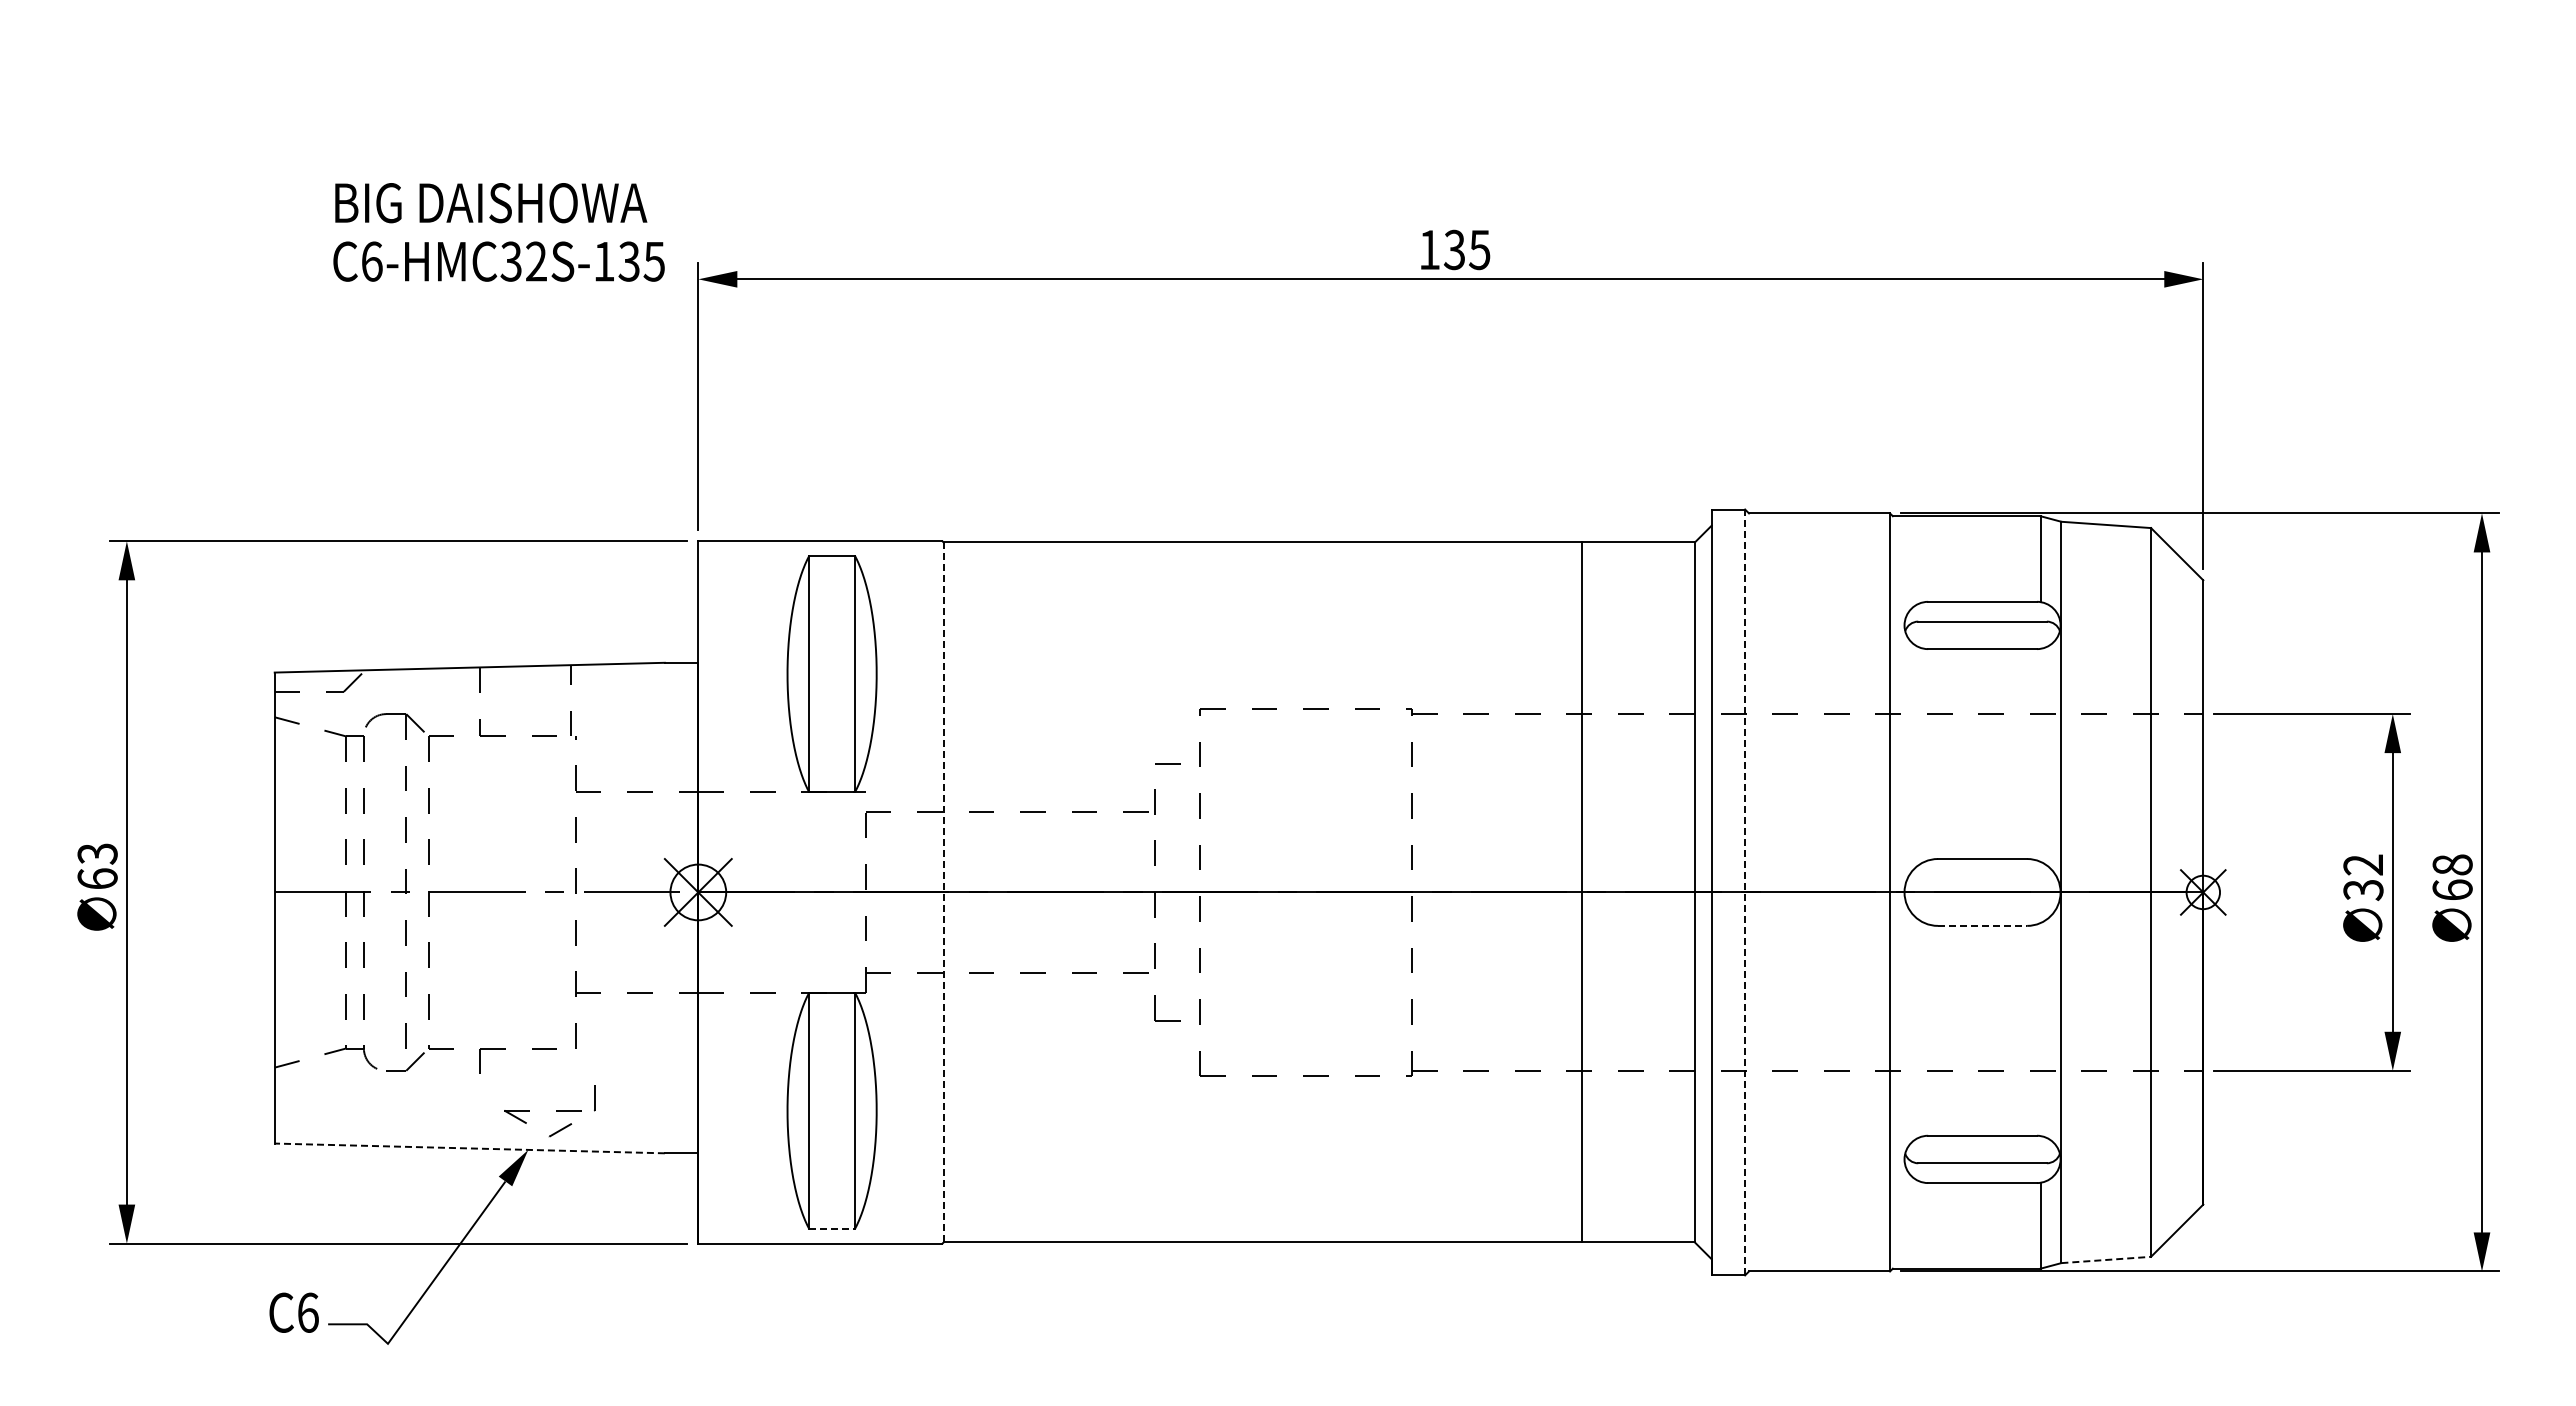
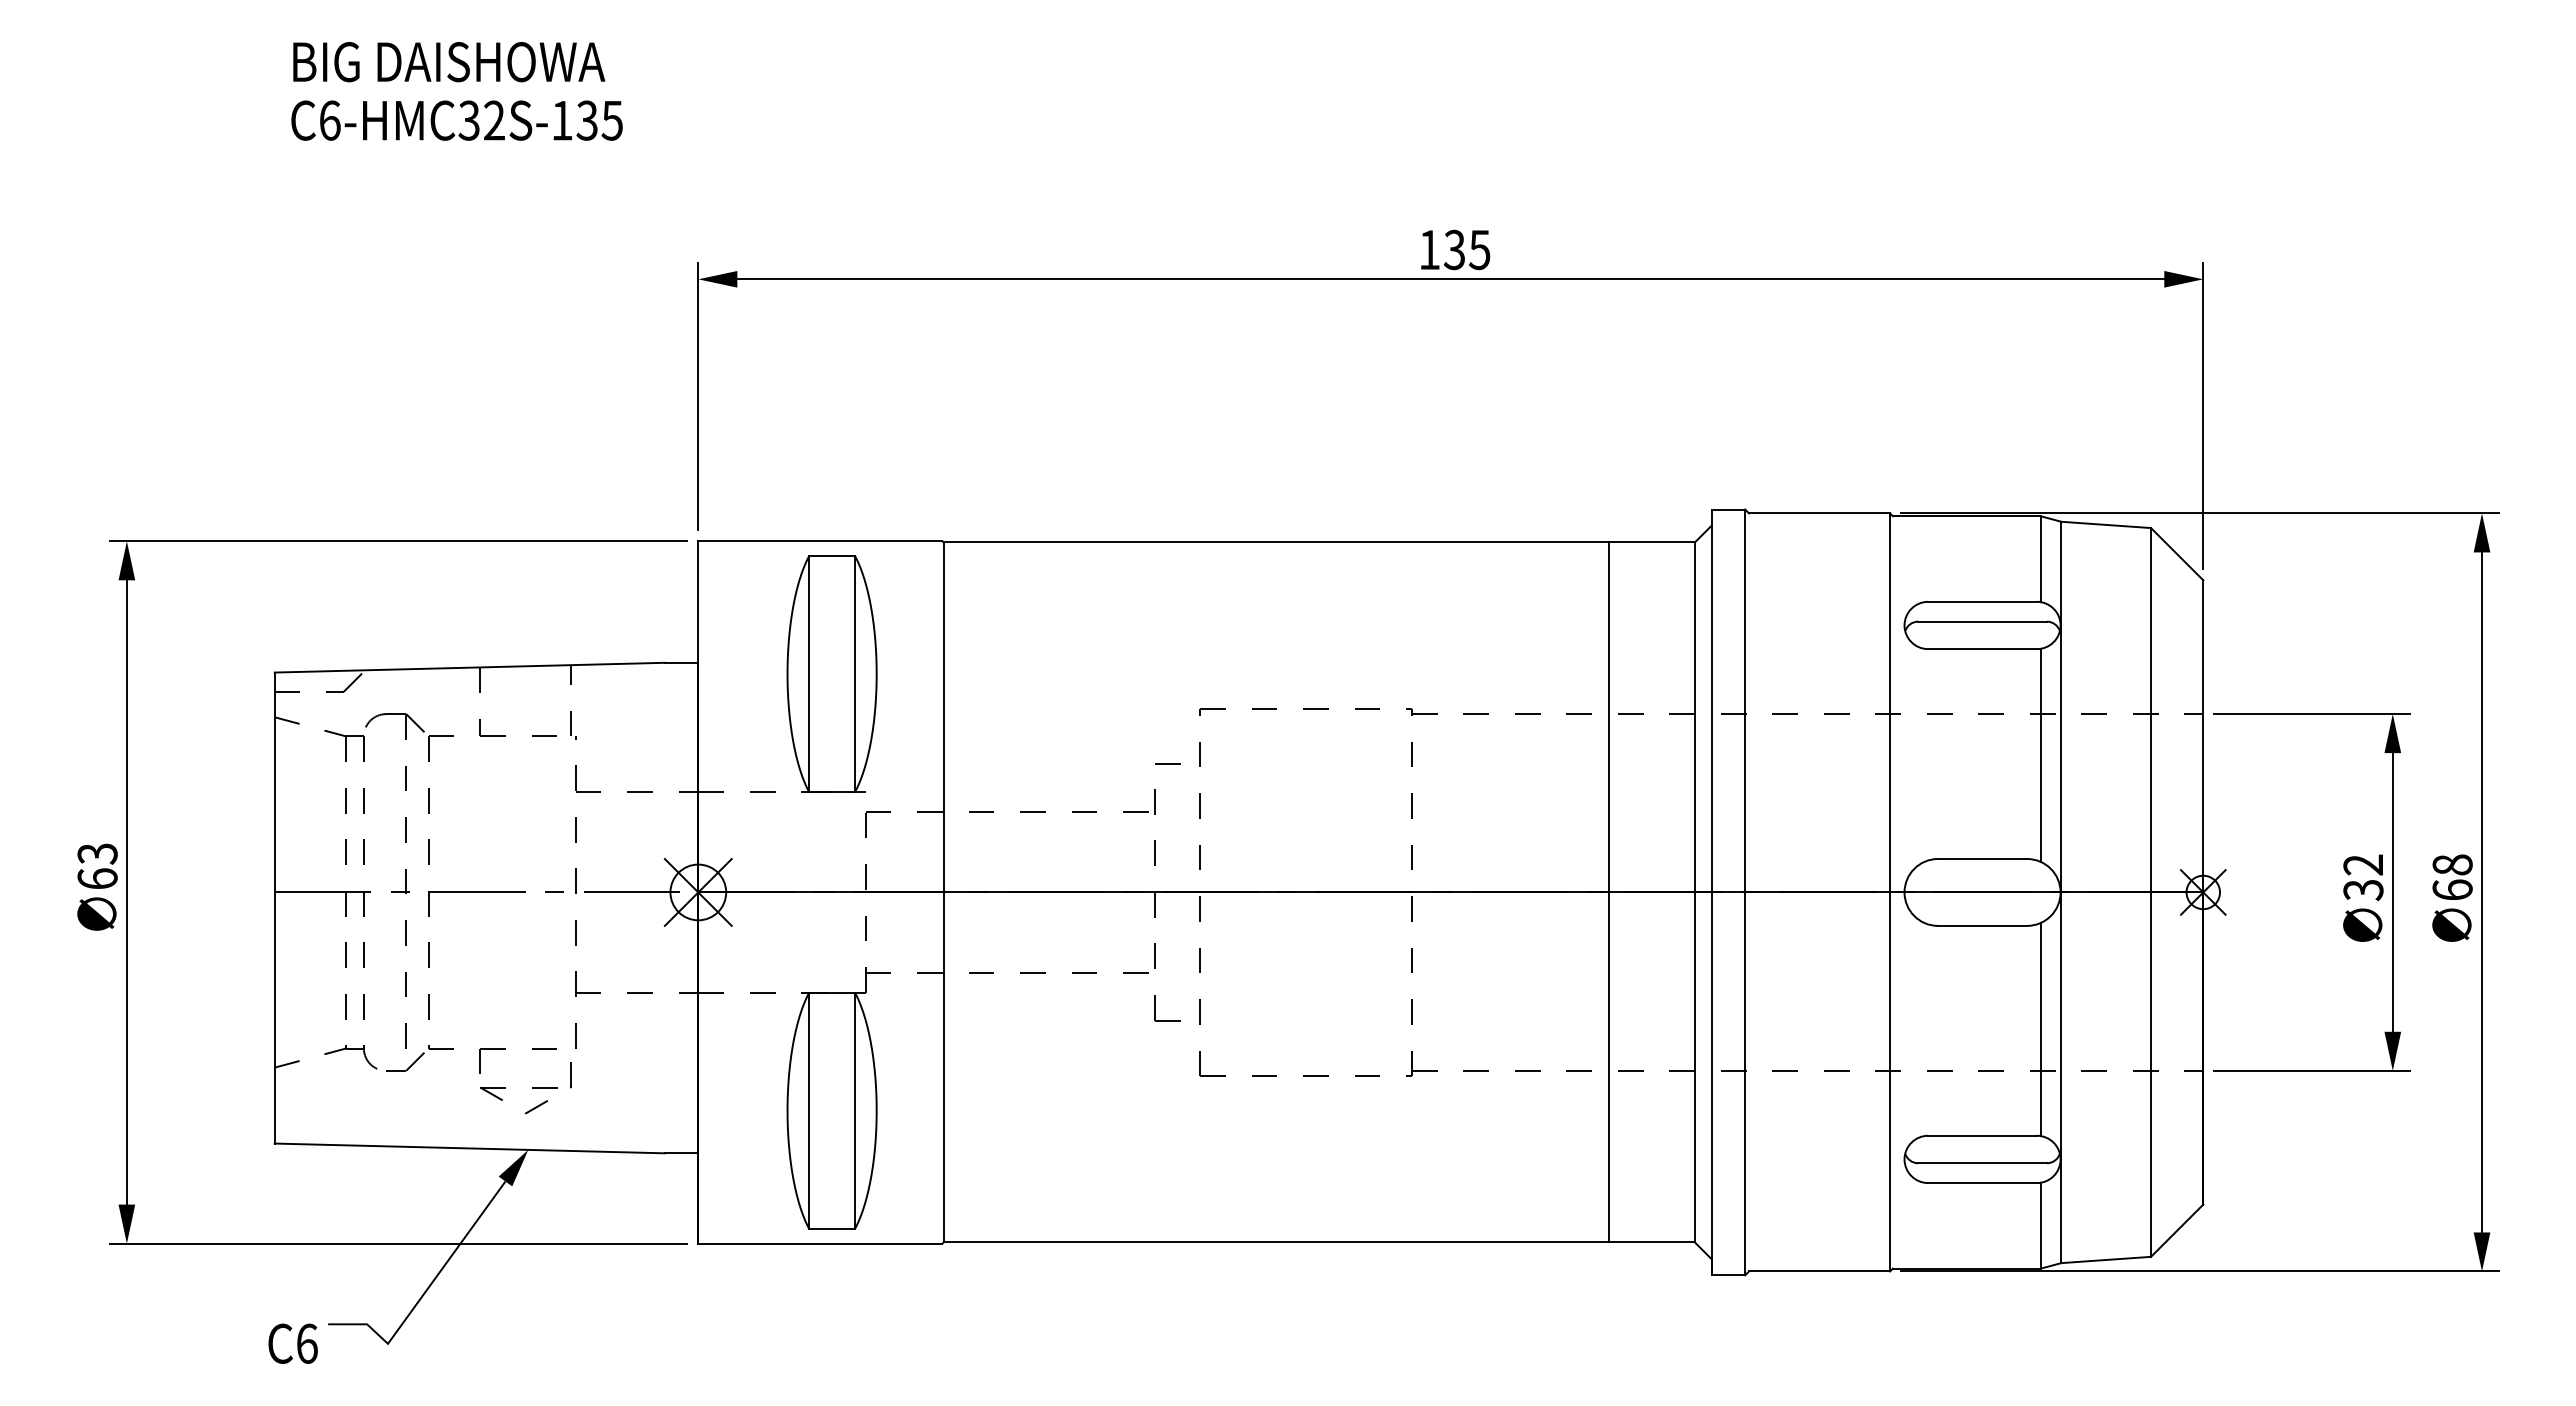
text position: (498, 232) -> (456, 91) (456, 91)
line: none -> present (2040, 754)
line: dashed -> solid (943, 892)
line position: (1582, 892) -> (1609, 892) (1609, 892)
line: dashed -> solid (1745, 892)
line: dashed -> solid (1982, 925)
line: none -> present (2040, 1029)
part position: (556, 1111) -> (532, 1088) (532, 1088)
line: dashed -> solid (469, 1148)
line: dashed -> solid (832, 1229)
line: dashed -> solid (2106, 1259)
text position: (293, 1312) -> (292, 1343) (292, 1343)
